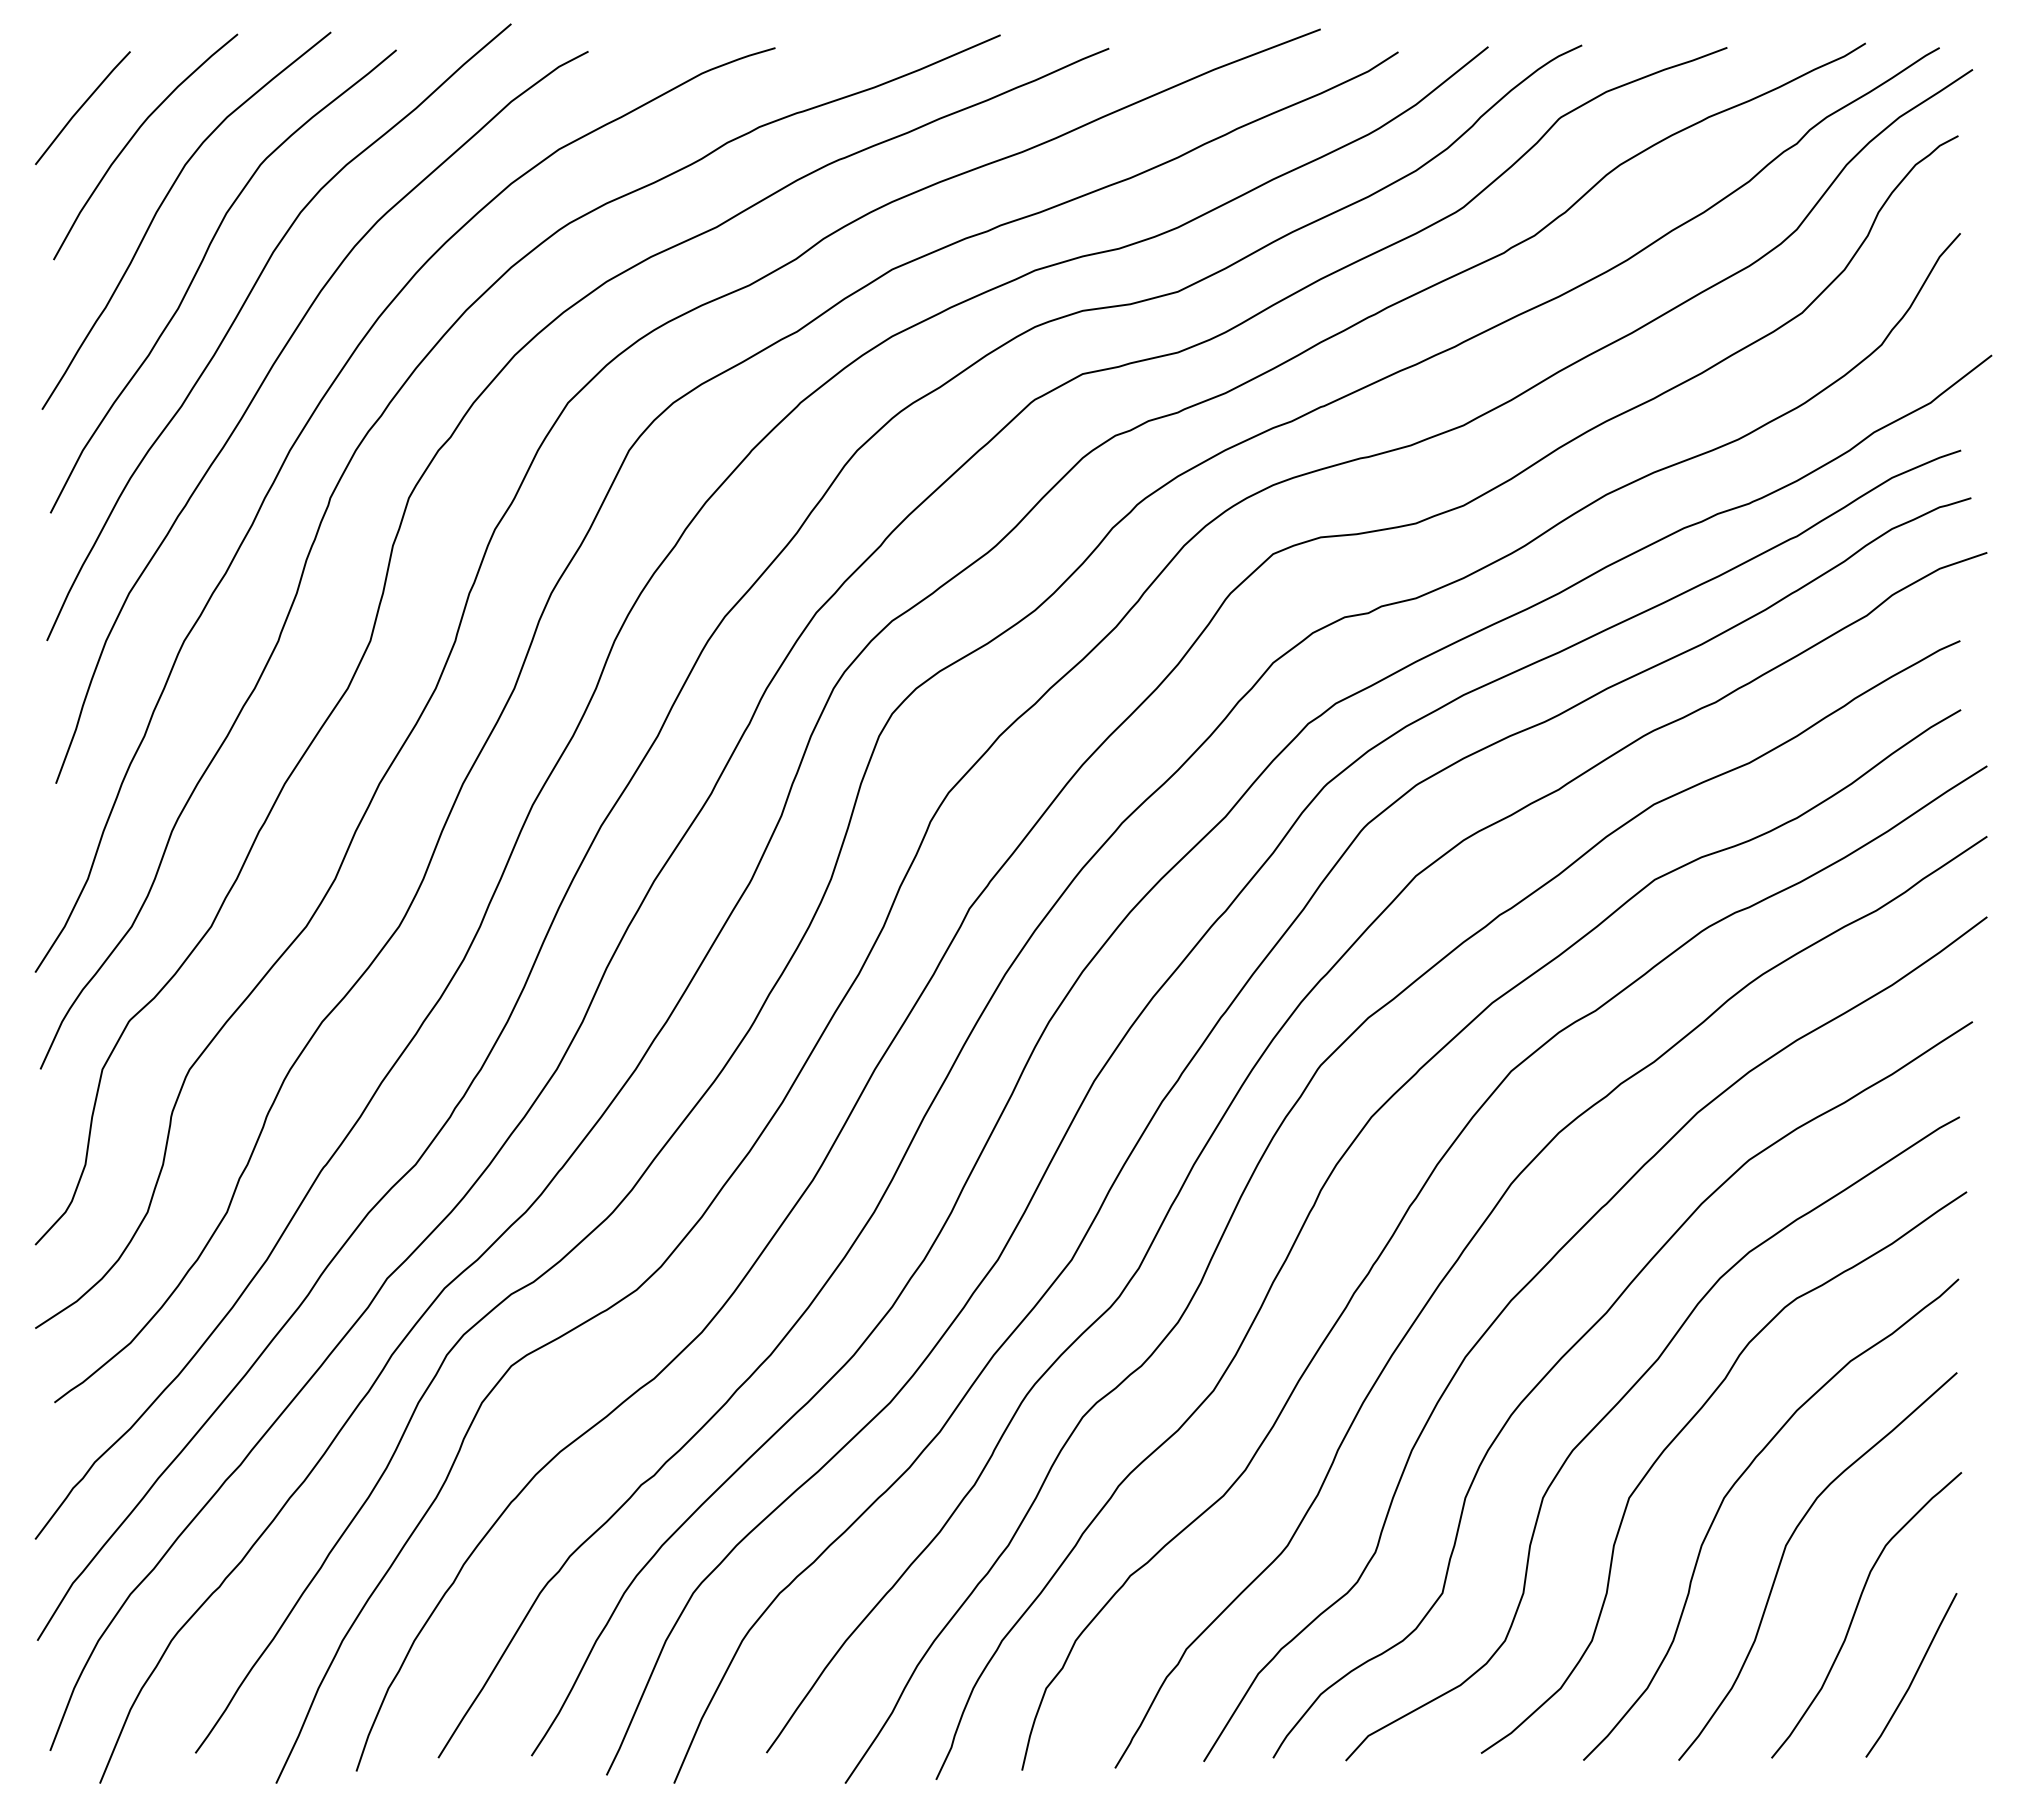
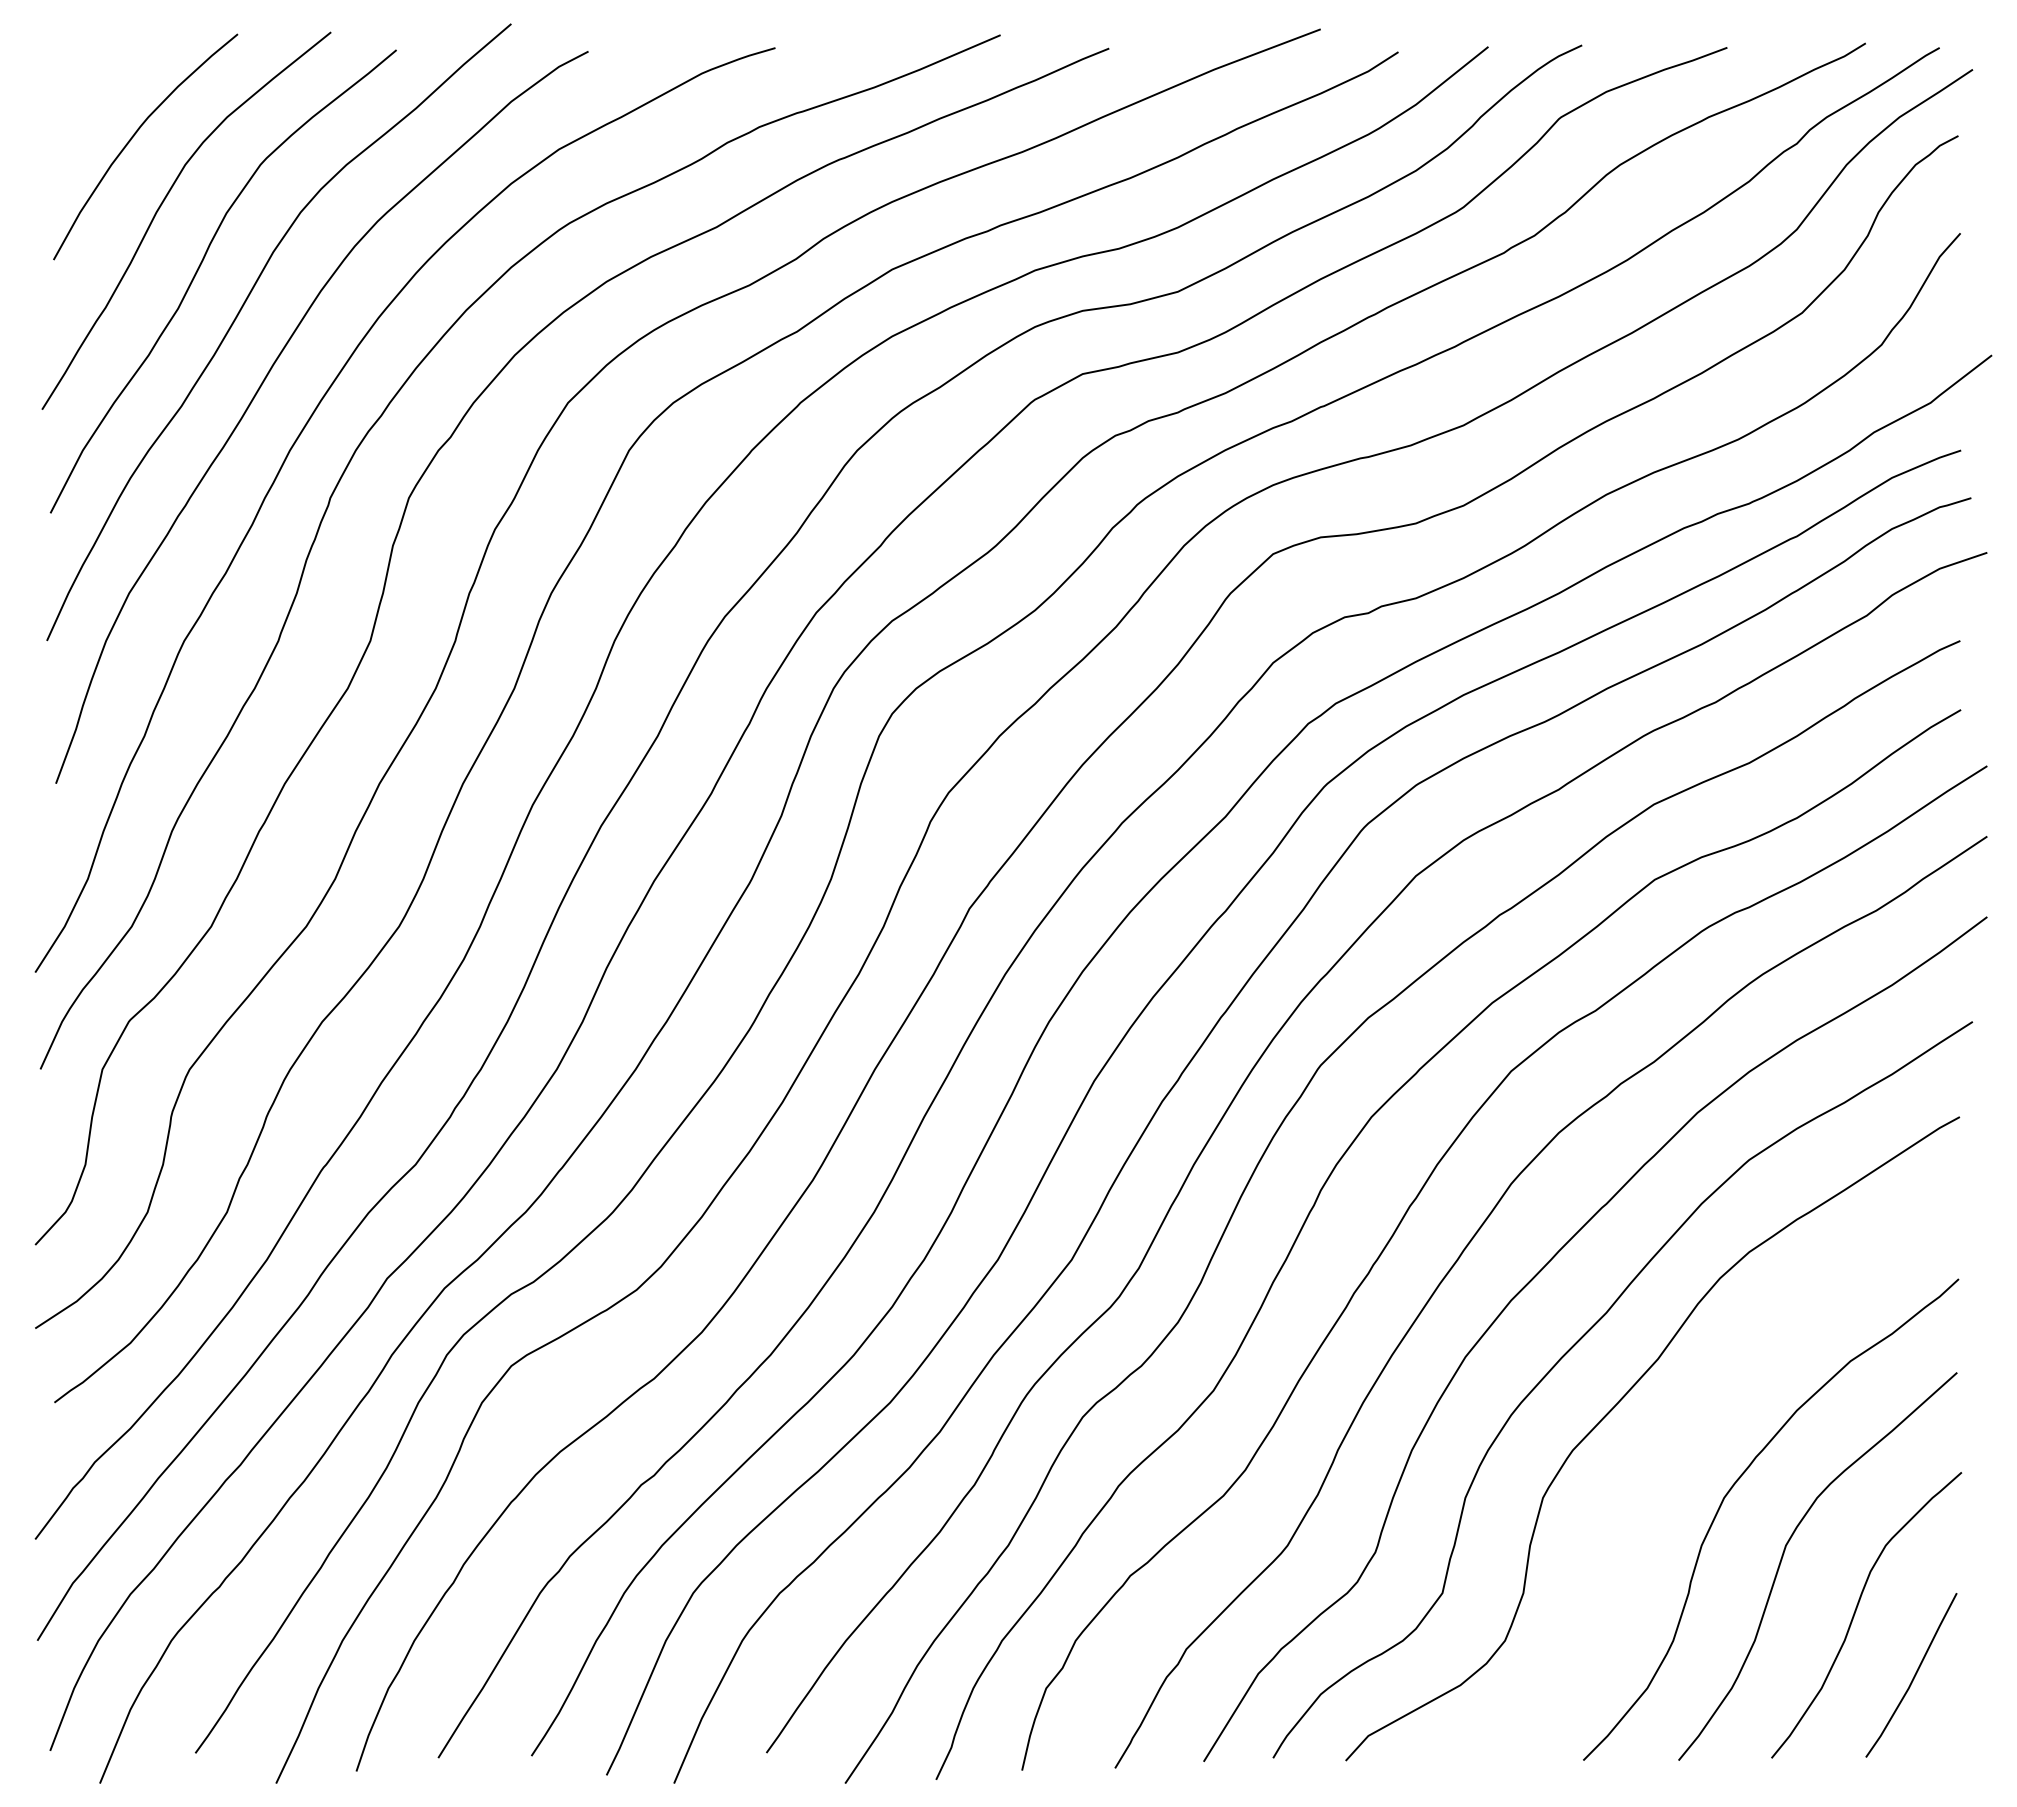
line: present -> none (82, 107)
curve: present -> none (1681, 1432)
